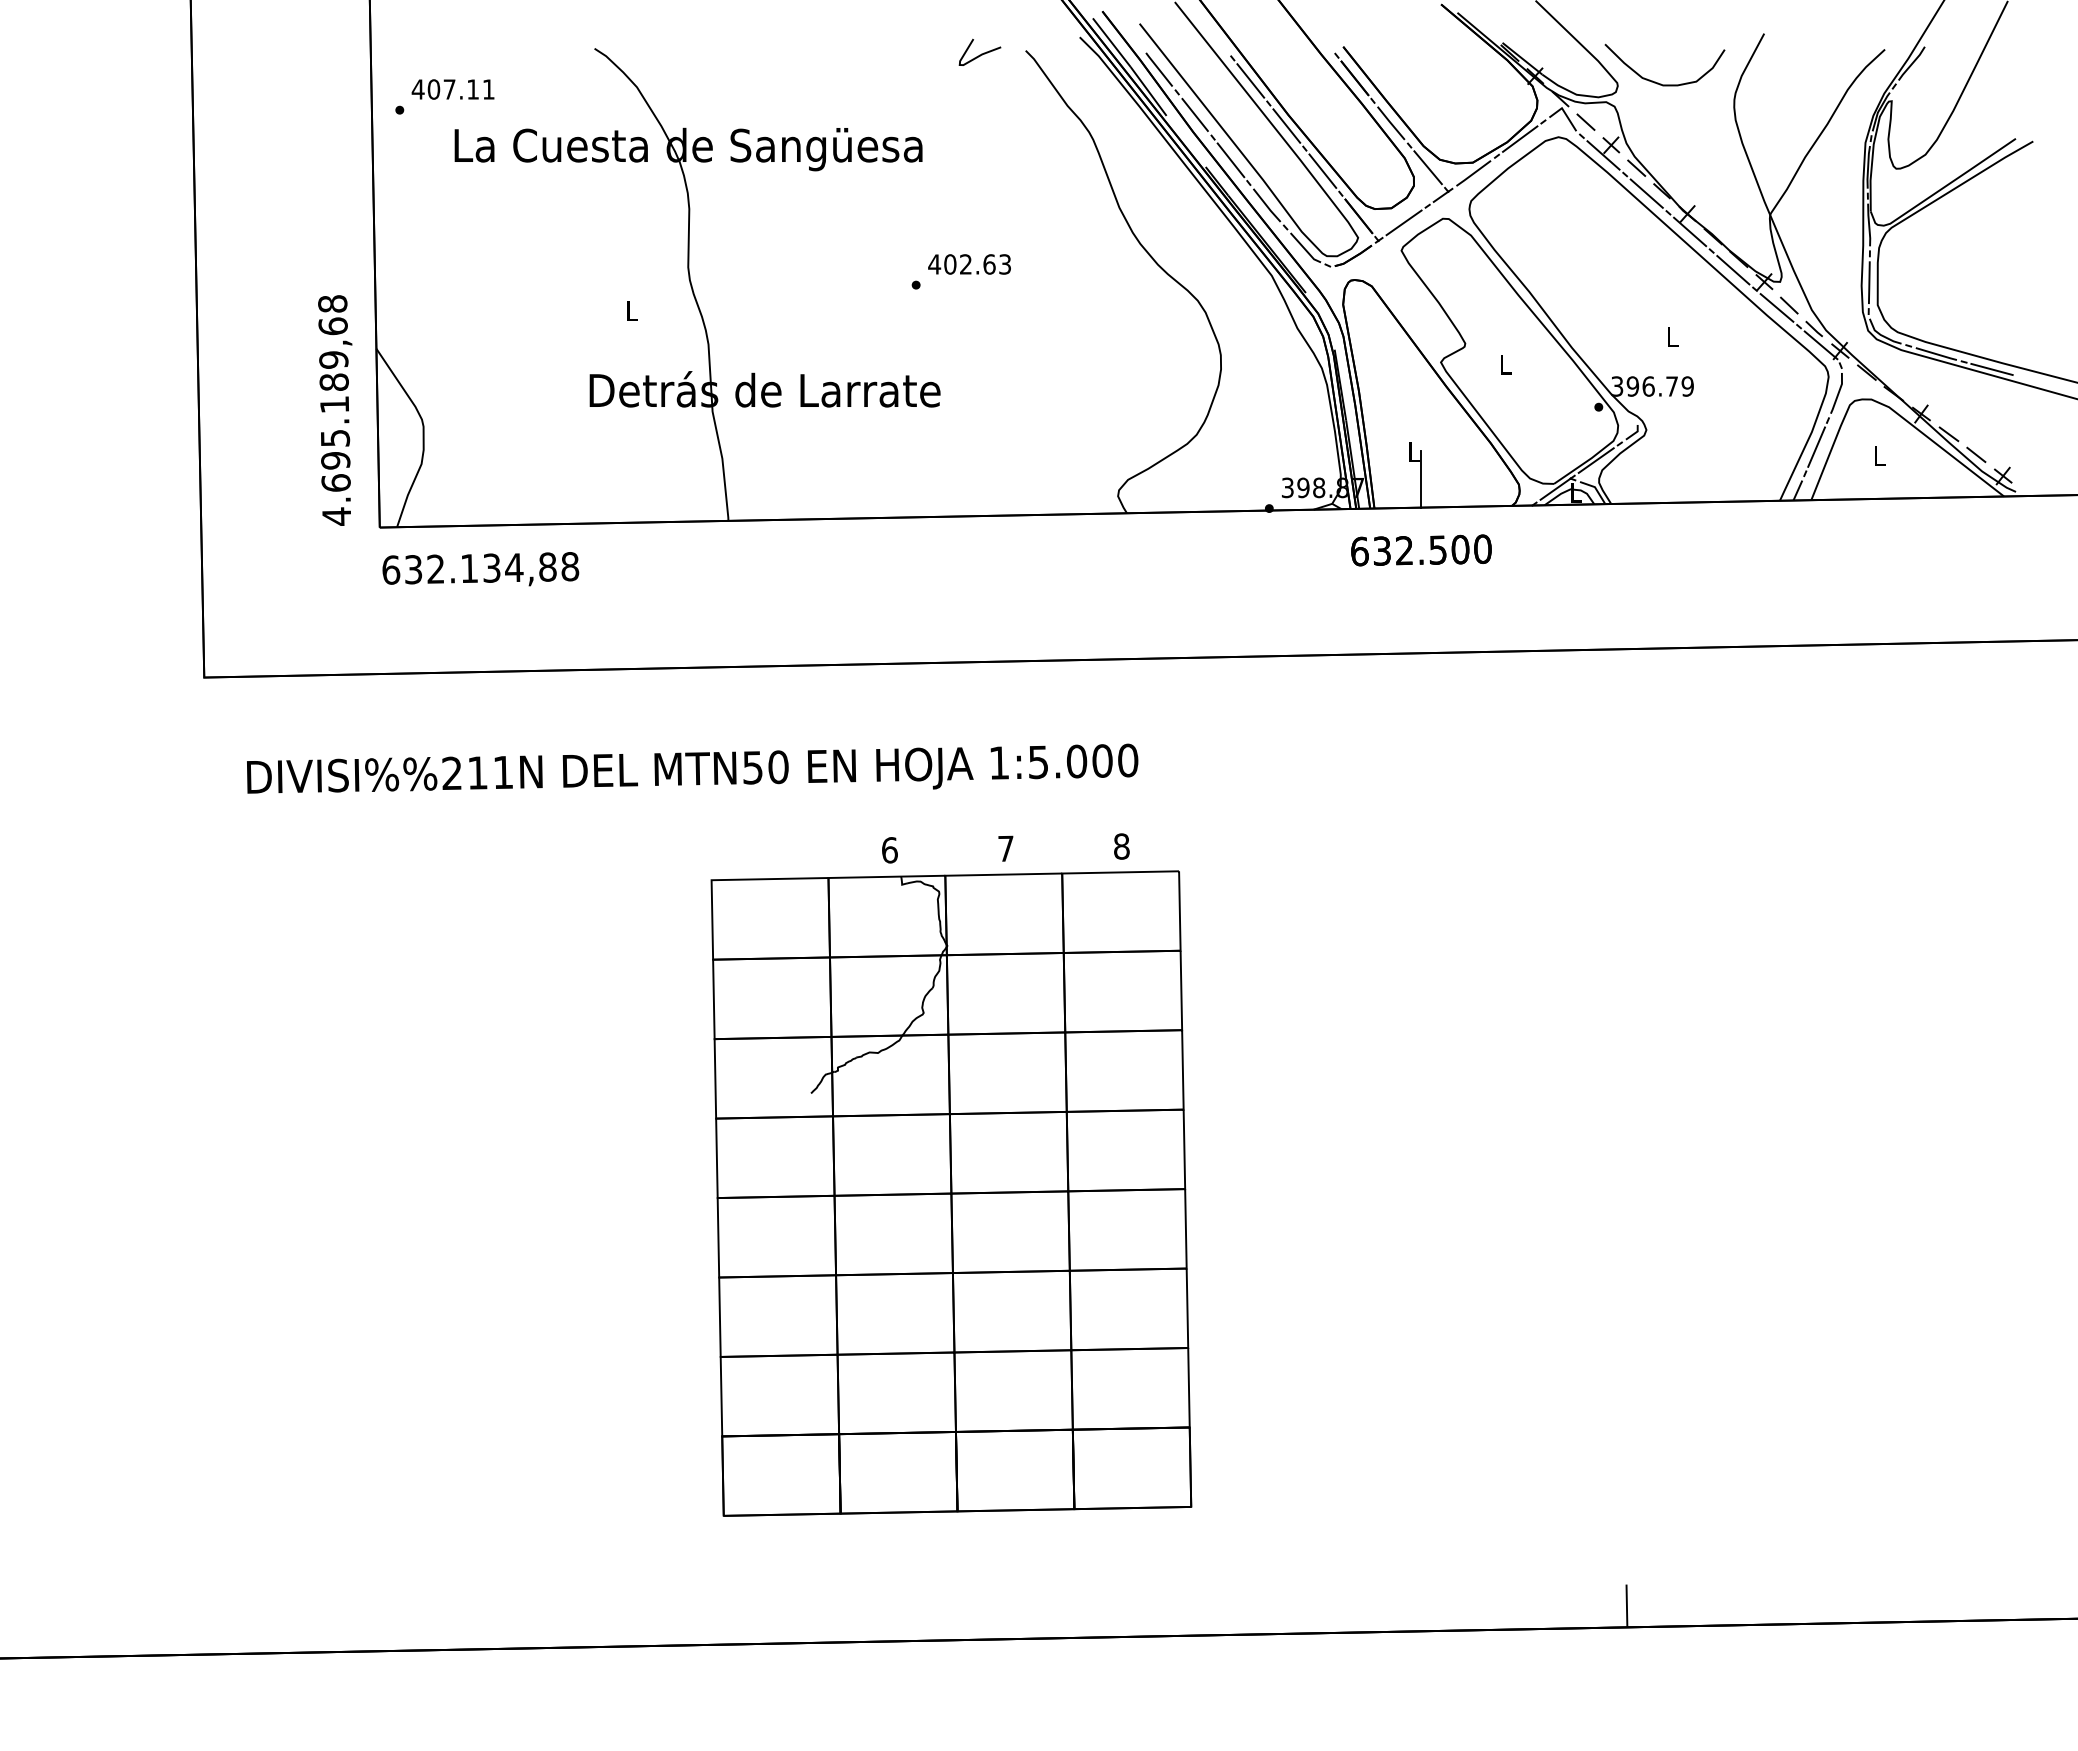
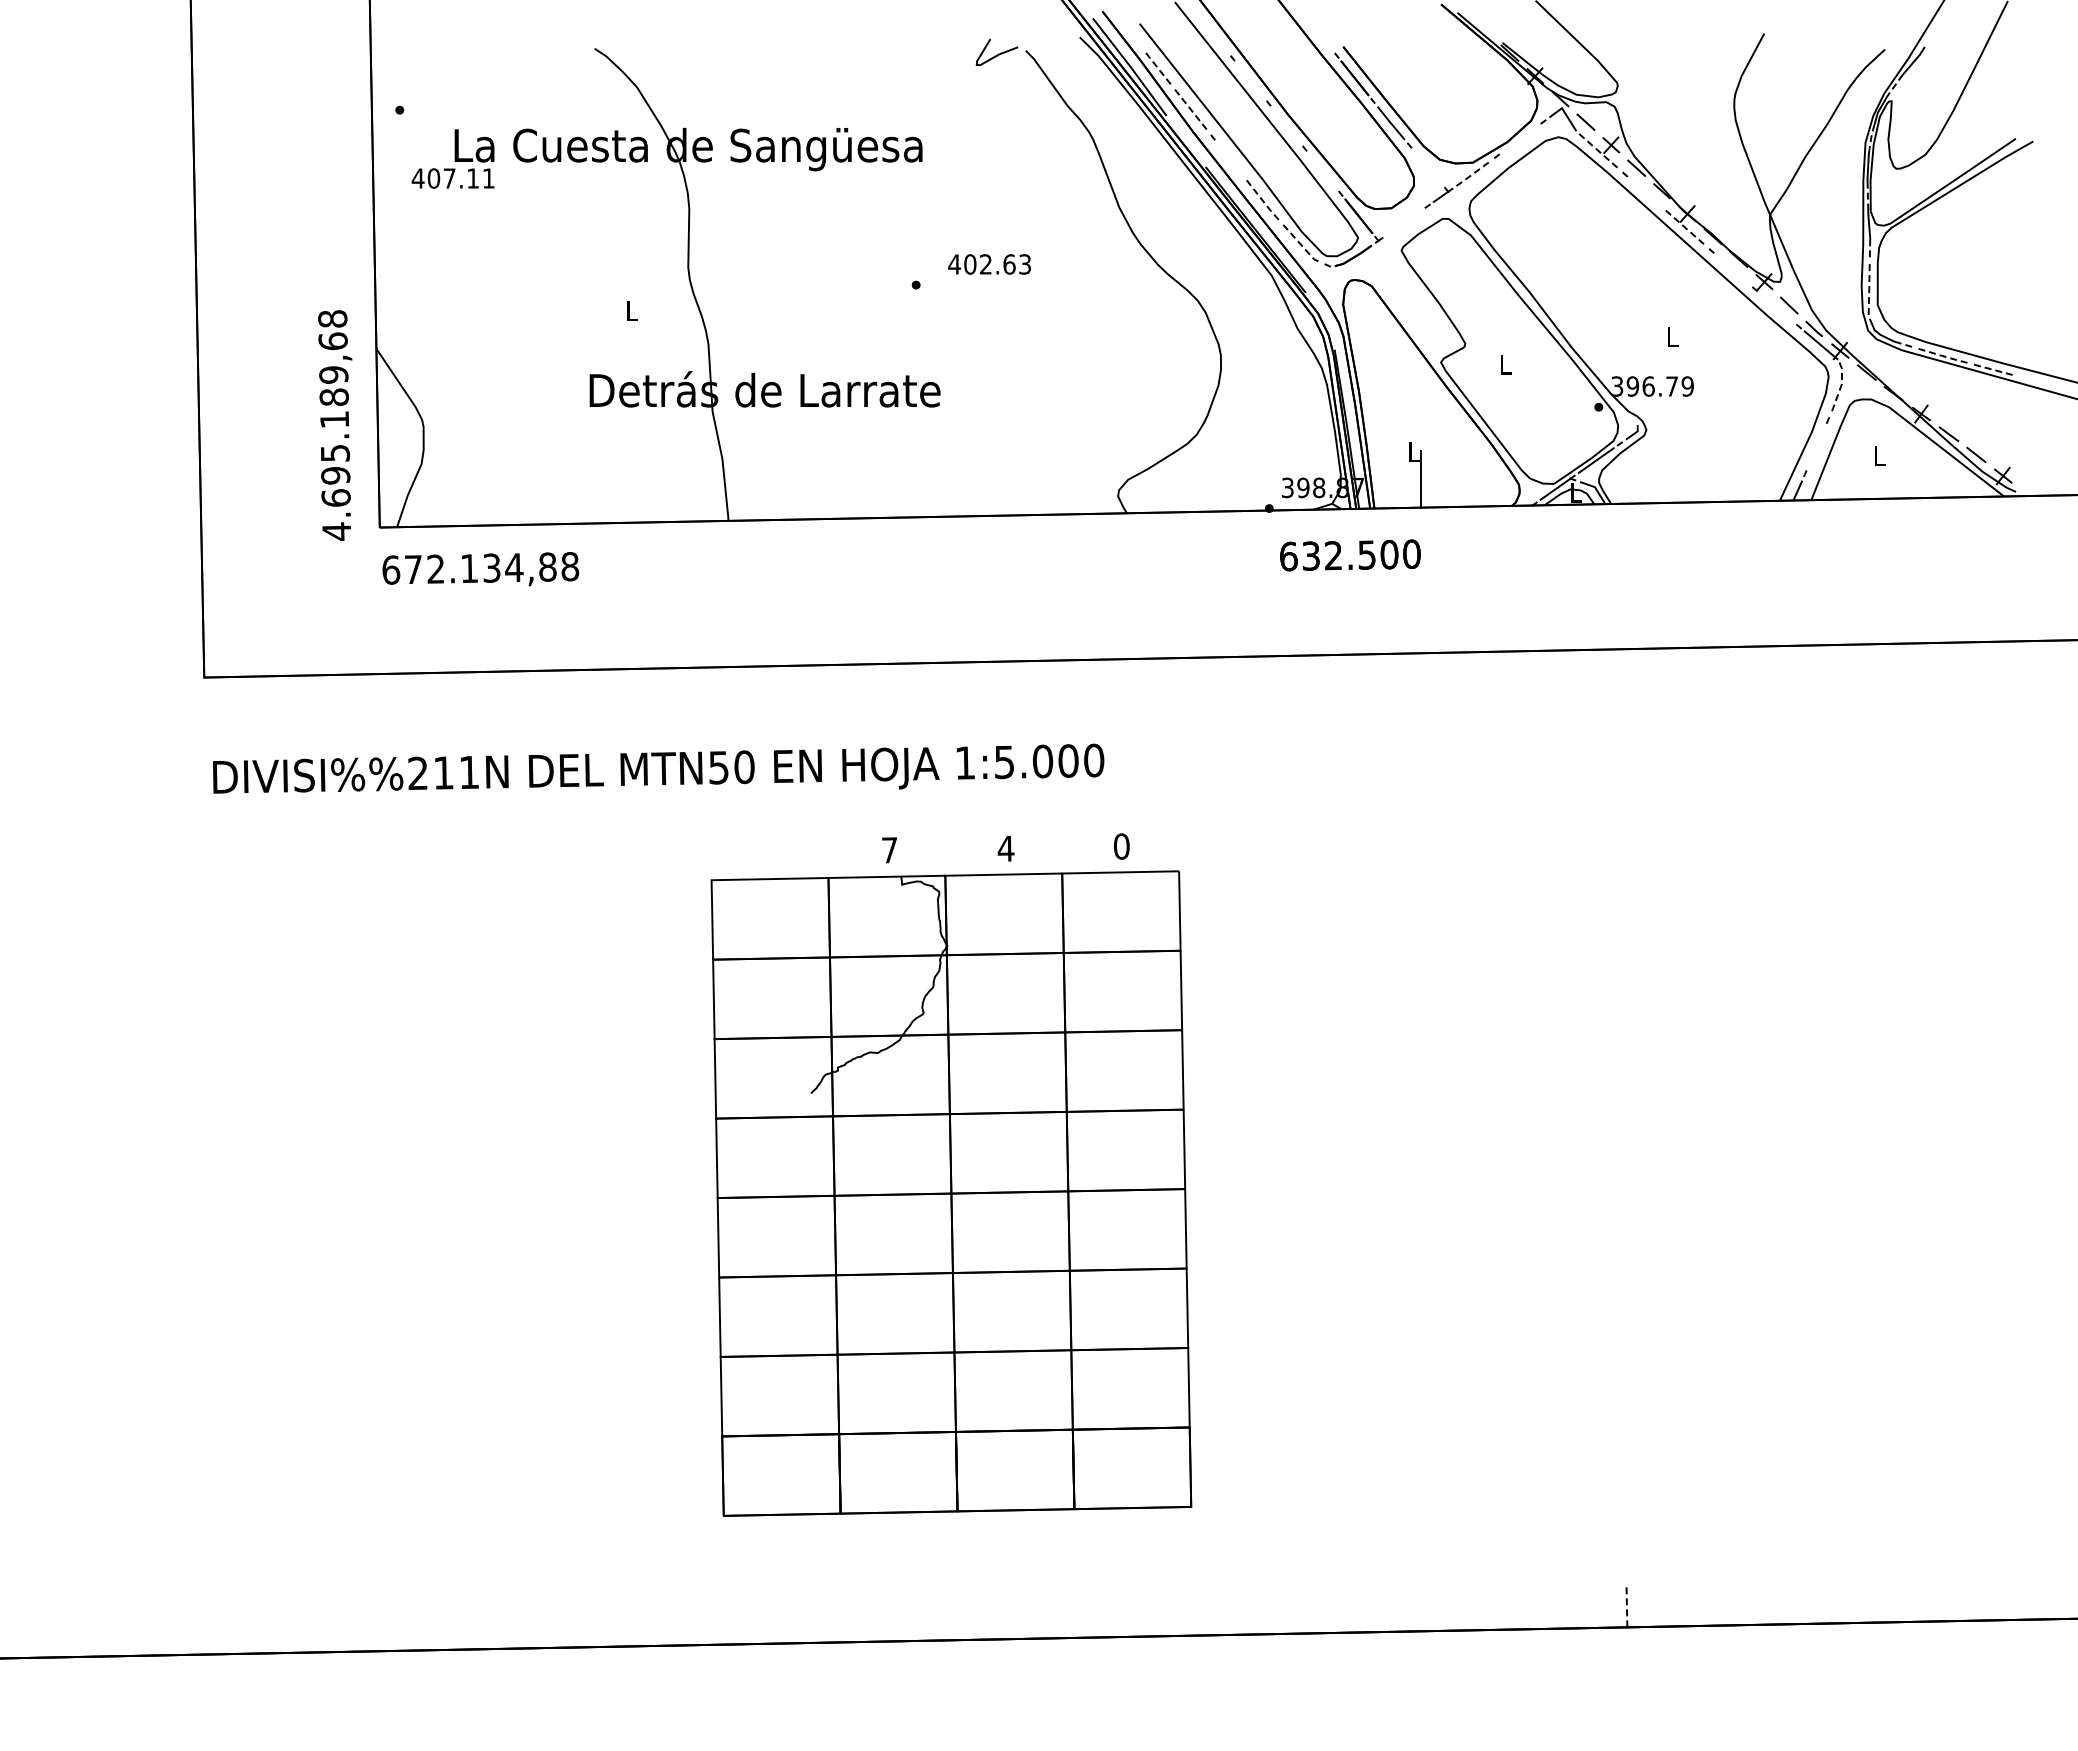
curve position: (981, 53) -> (998, 53) (998, 53)
line: solid -> dashed (1158, 69)
line: present -> none (1250, 80)
curve: present -> none (1658, 82)
text position: (452, 89) -> (452, 178) (452, 178)
line: solid -> dashed (1196, 116)
line: present -> none (1286, 125)
line: present -> none (1520, 138)
line: solid -> dashed (1603, 155)
line: present -> none (1230, 160)
line: present -> none (1427, 167)
line: present -> none (1322, 170)
line: solid -> dashed (1473, 173)
line: present -> none (1646, 193)
line: solid -> dashed (1267, 206)
line: present -> none (1403, 222)
line: solid -> dashed (1690, 232)
line: solid -> dashed (1305, 249)
text position: (969, 264) -> (989, 264) (989, 264)
line: present -> none (1733, 270)
line: solid -> dashed (1869, 282)
line: present -> none (1776, 307)
line: solid -> dashed (1936, 354)
line: solid -> dashed (1991, 369)
line: solid -> dashed (1838, 394)
text position: (335, 410) -> (335, 425) (335, 425)
line: present -> none (1816, 446)
text position: (1421, 550) -> (1350, 555) (1350, 555)
text: 632.134,88 -> 672.134,88 (413, 569)
text position: (692, 768) -> (658, 768) (658, 768)
text: 8 -> 0 (1121, 846)
text: 7 -> 4 (1005, 848)
text: 6 -> 7 (889, 850)
line: solid -> dashed (1626, 1605)
